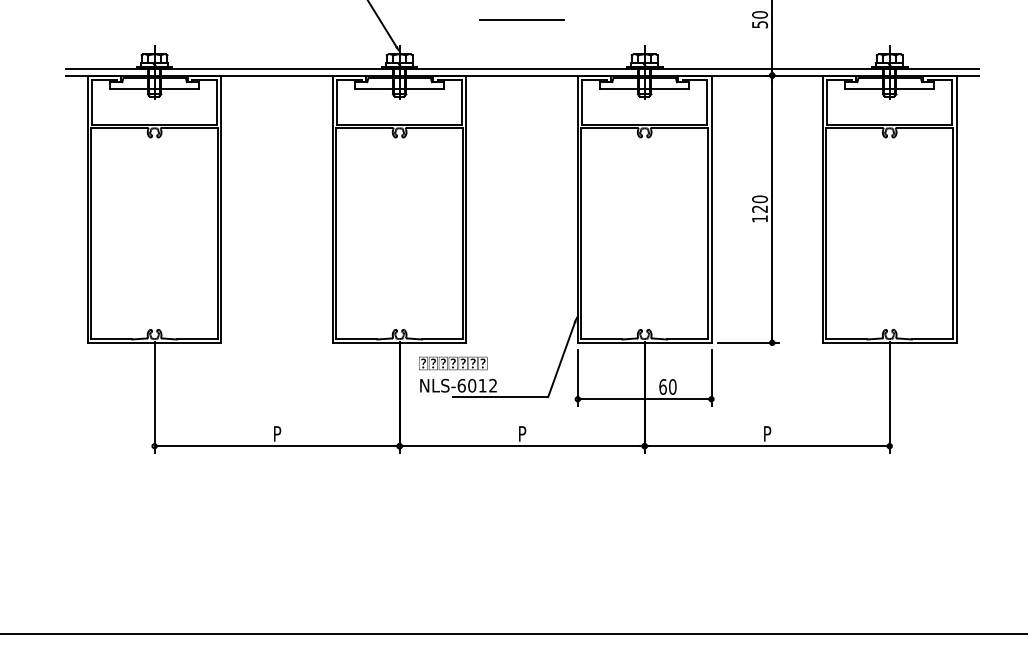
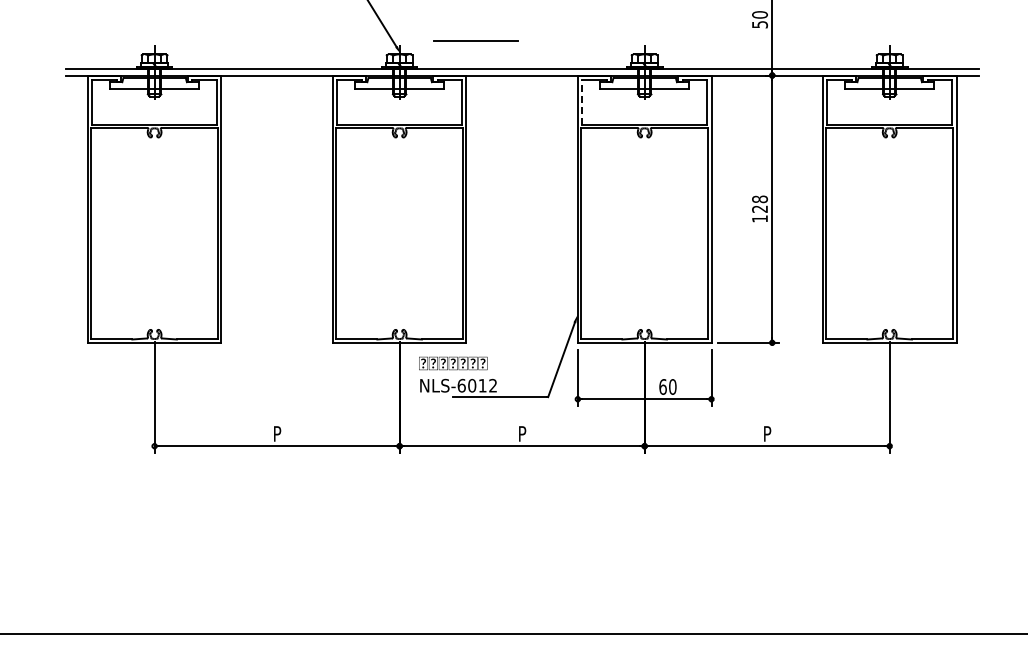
line position: (521, 19) -> (475, 40) (475, 40)
line: solid -> dashed (582, 101)
text: 120 -> 128 (759, 199)
